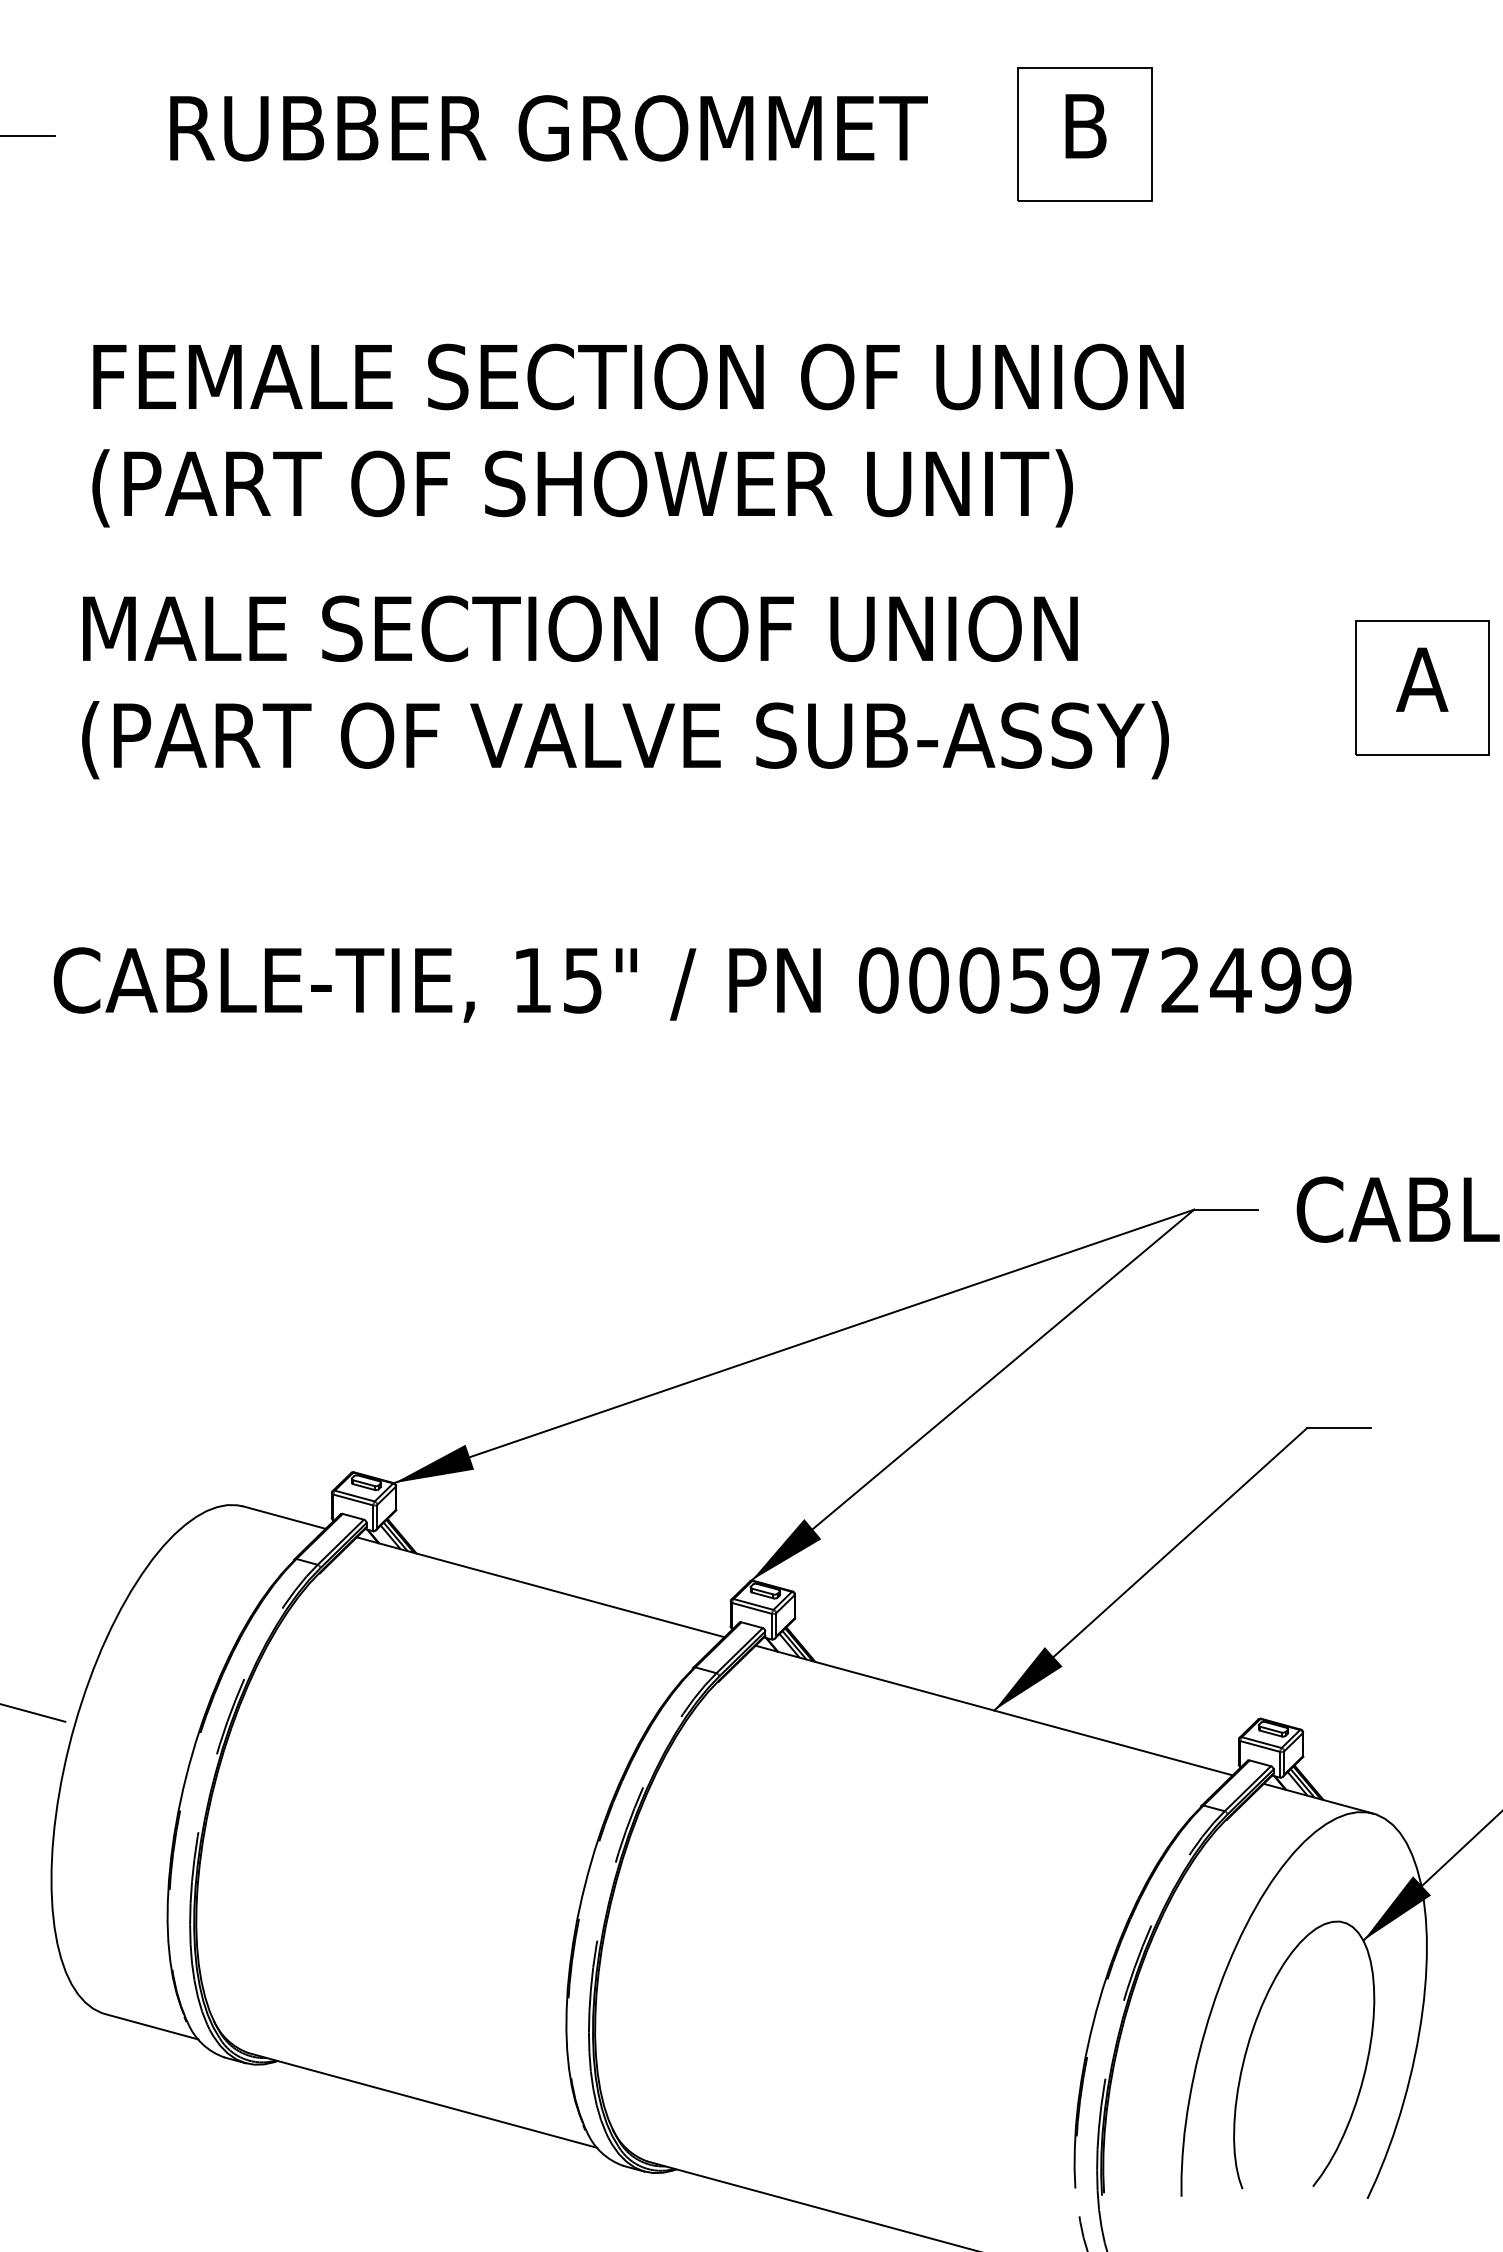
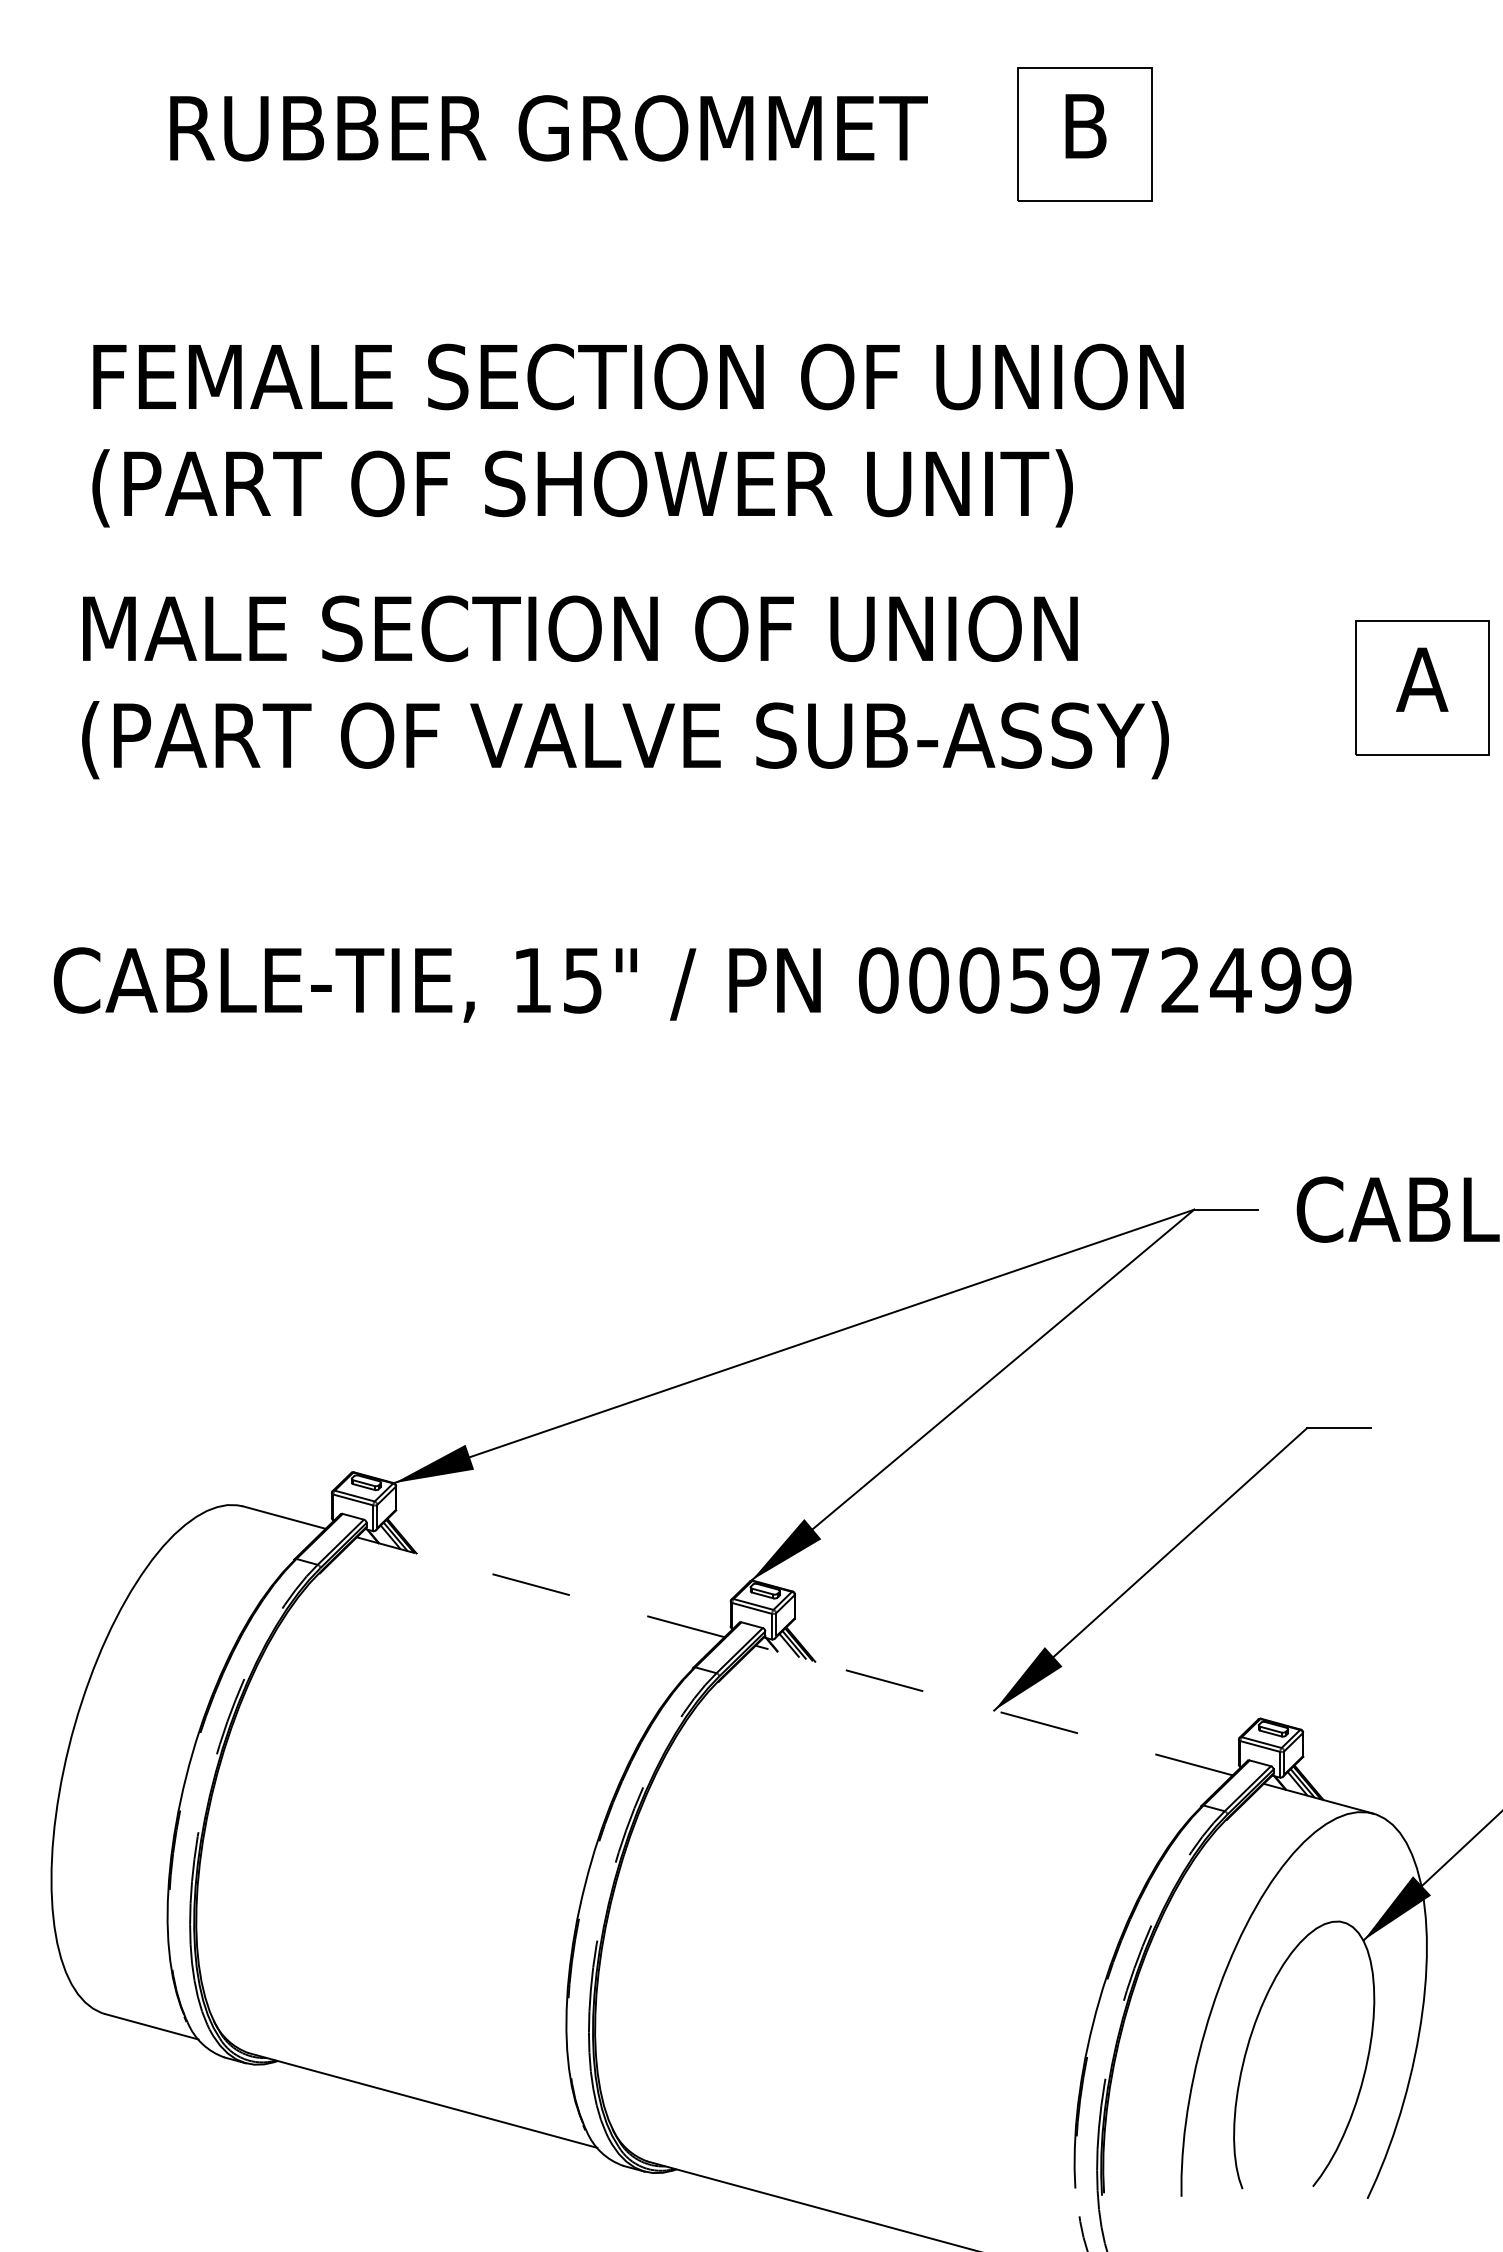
line: present -> none (28, 136)
line: solid -> dashed (540, 1587)
line: solid -> dashed (993, 1710)
line: present -> none (38, 1714)
